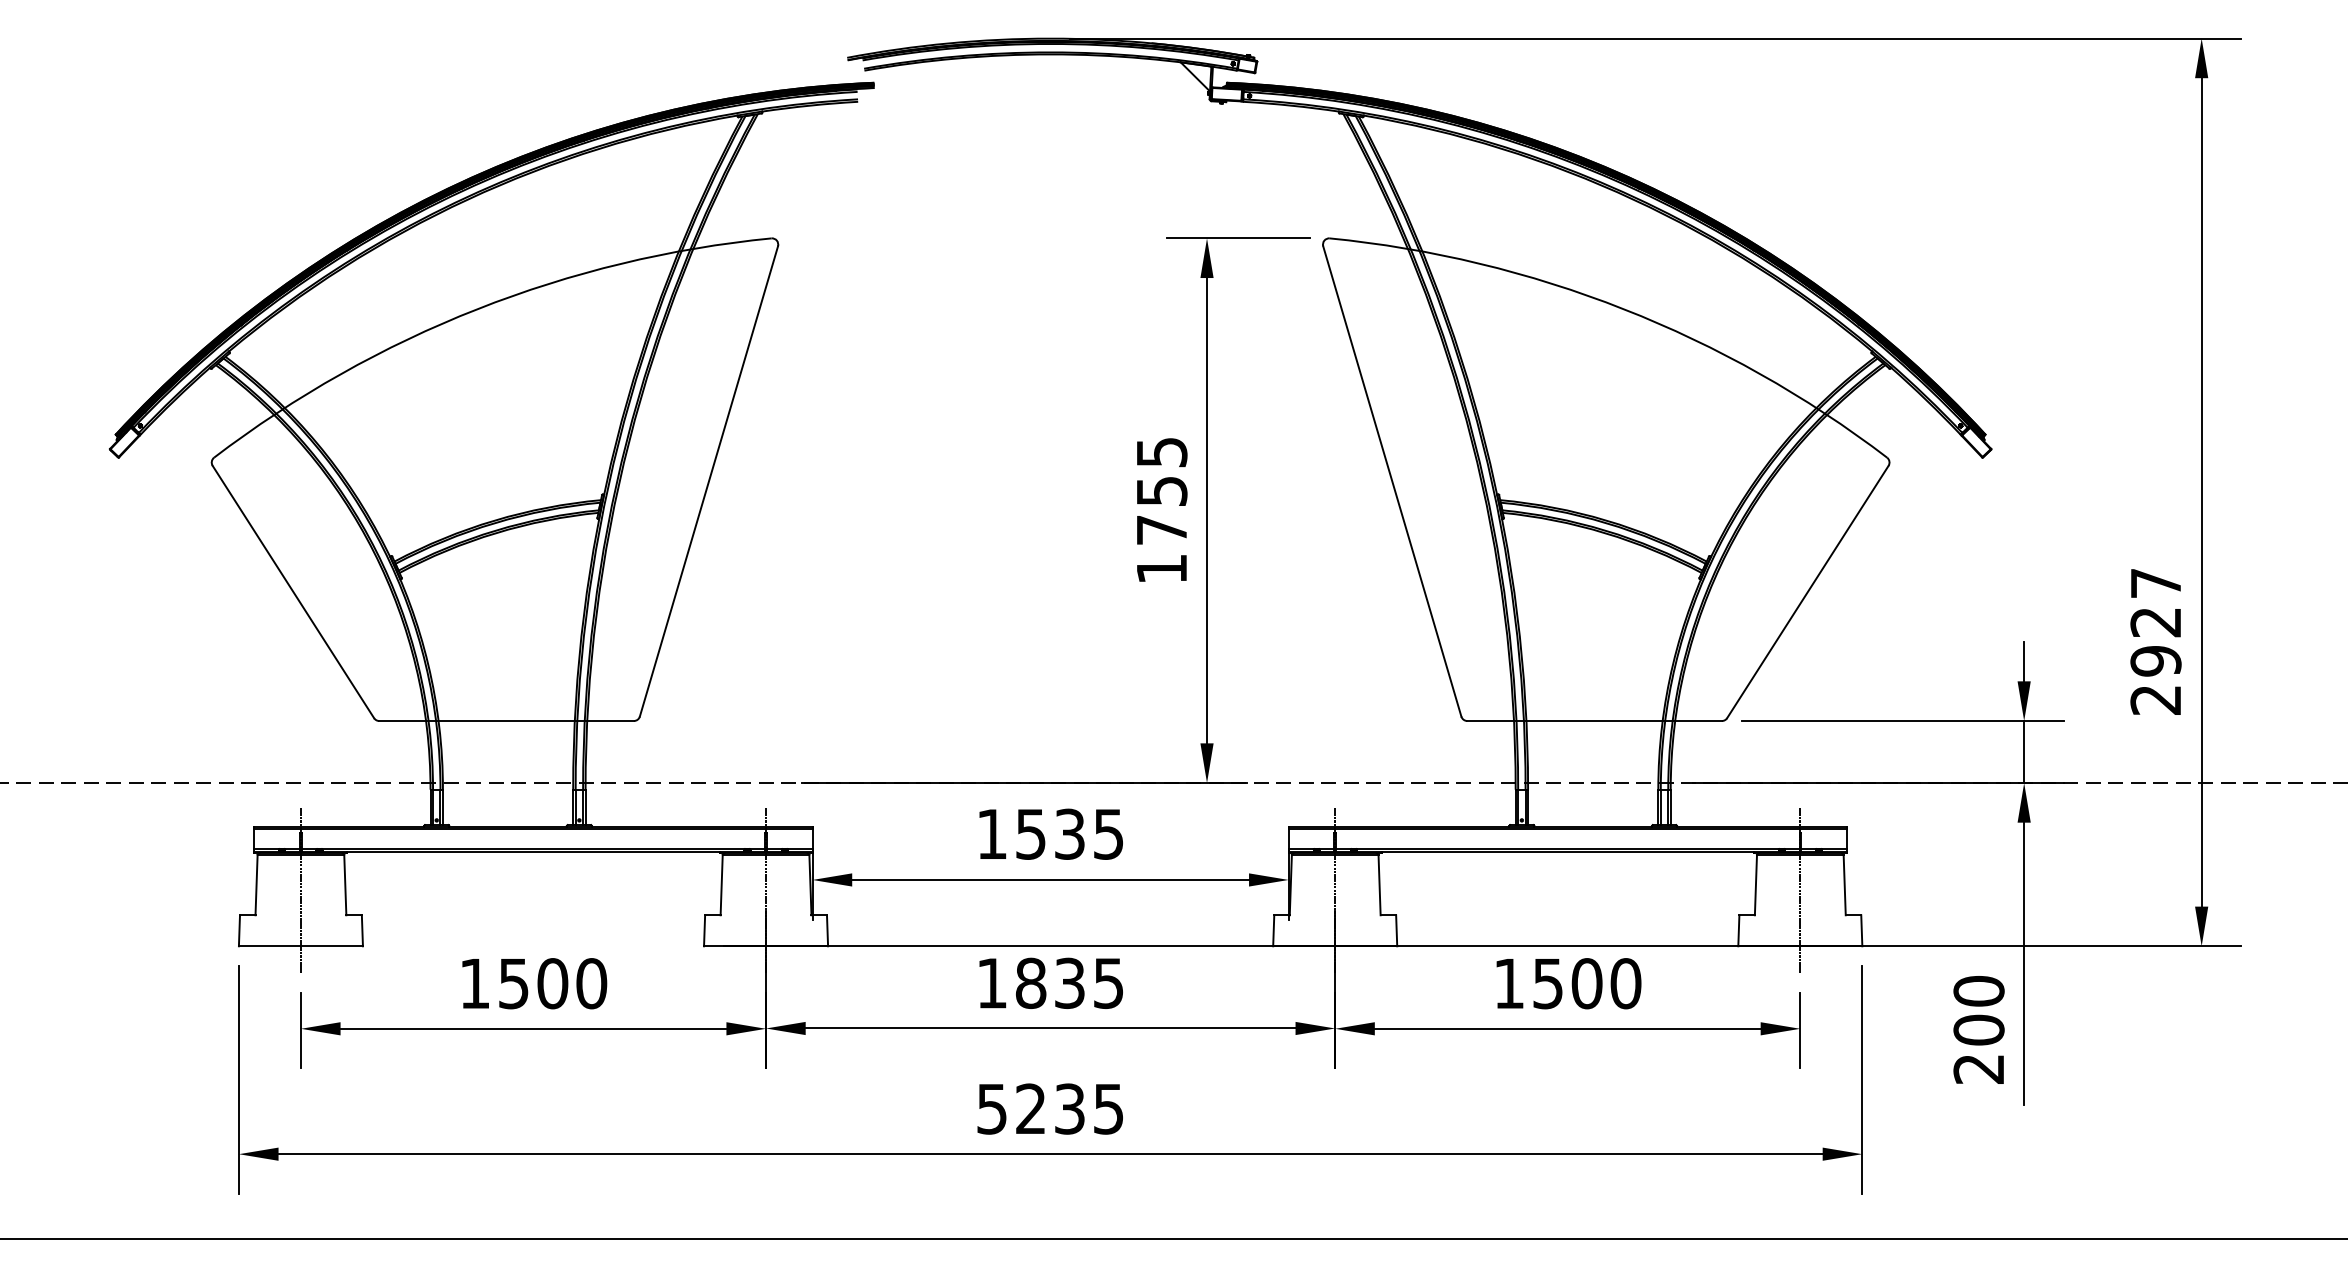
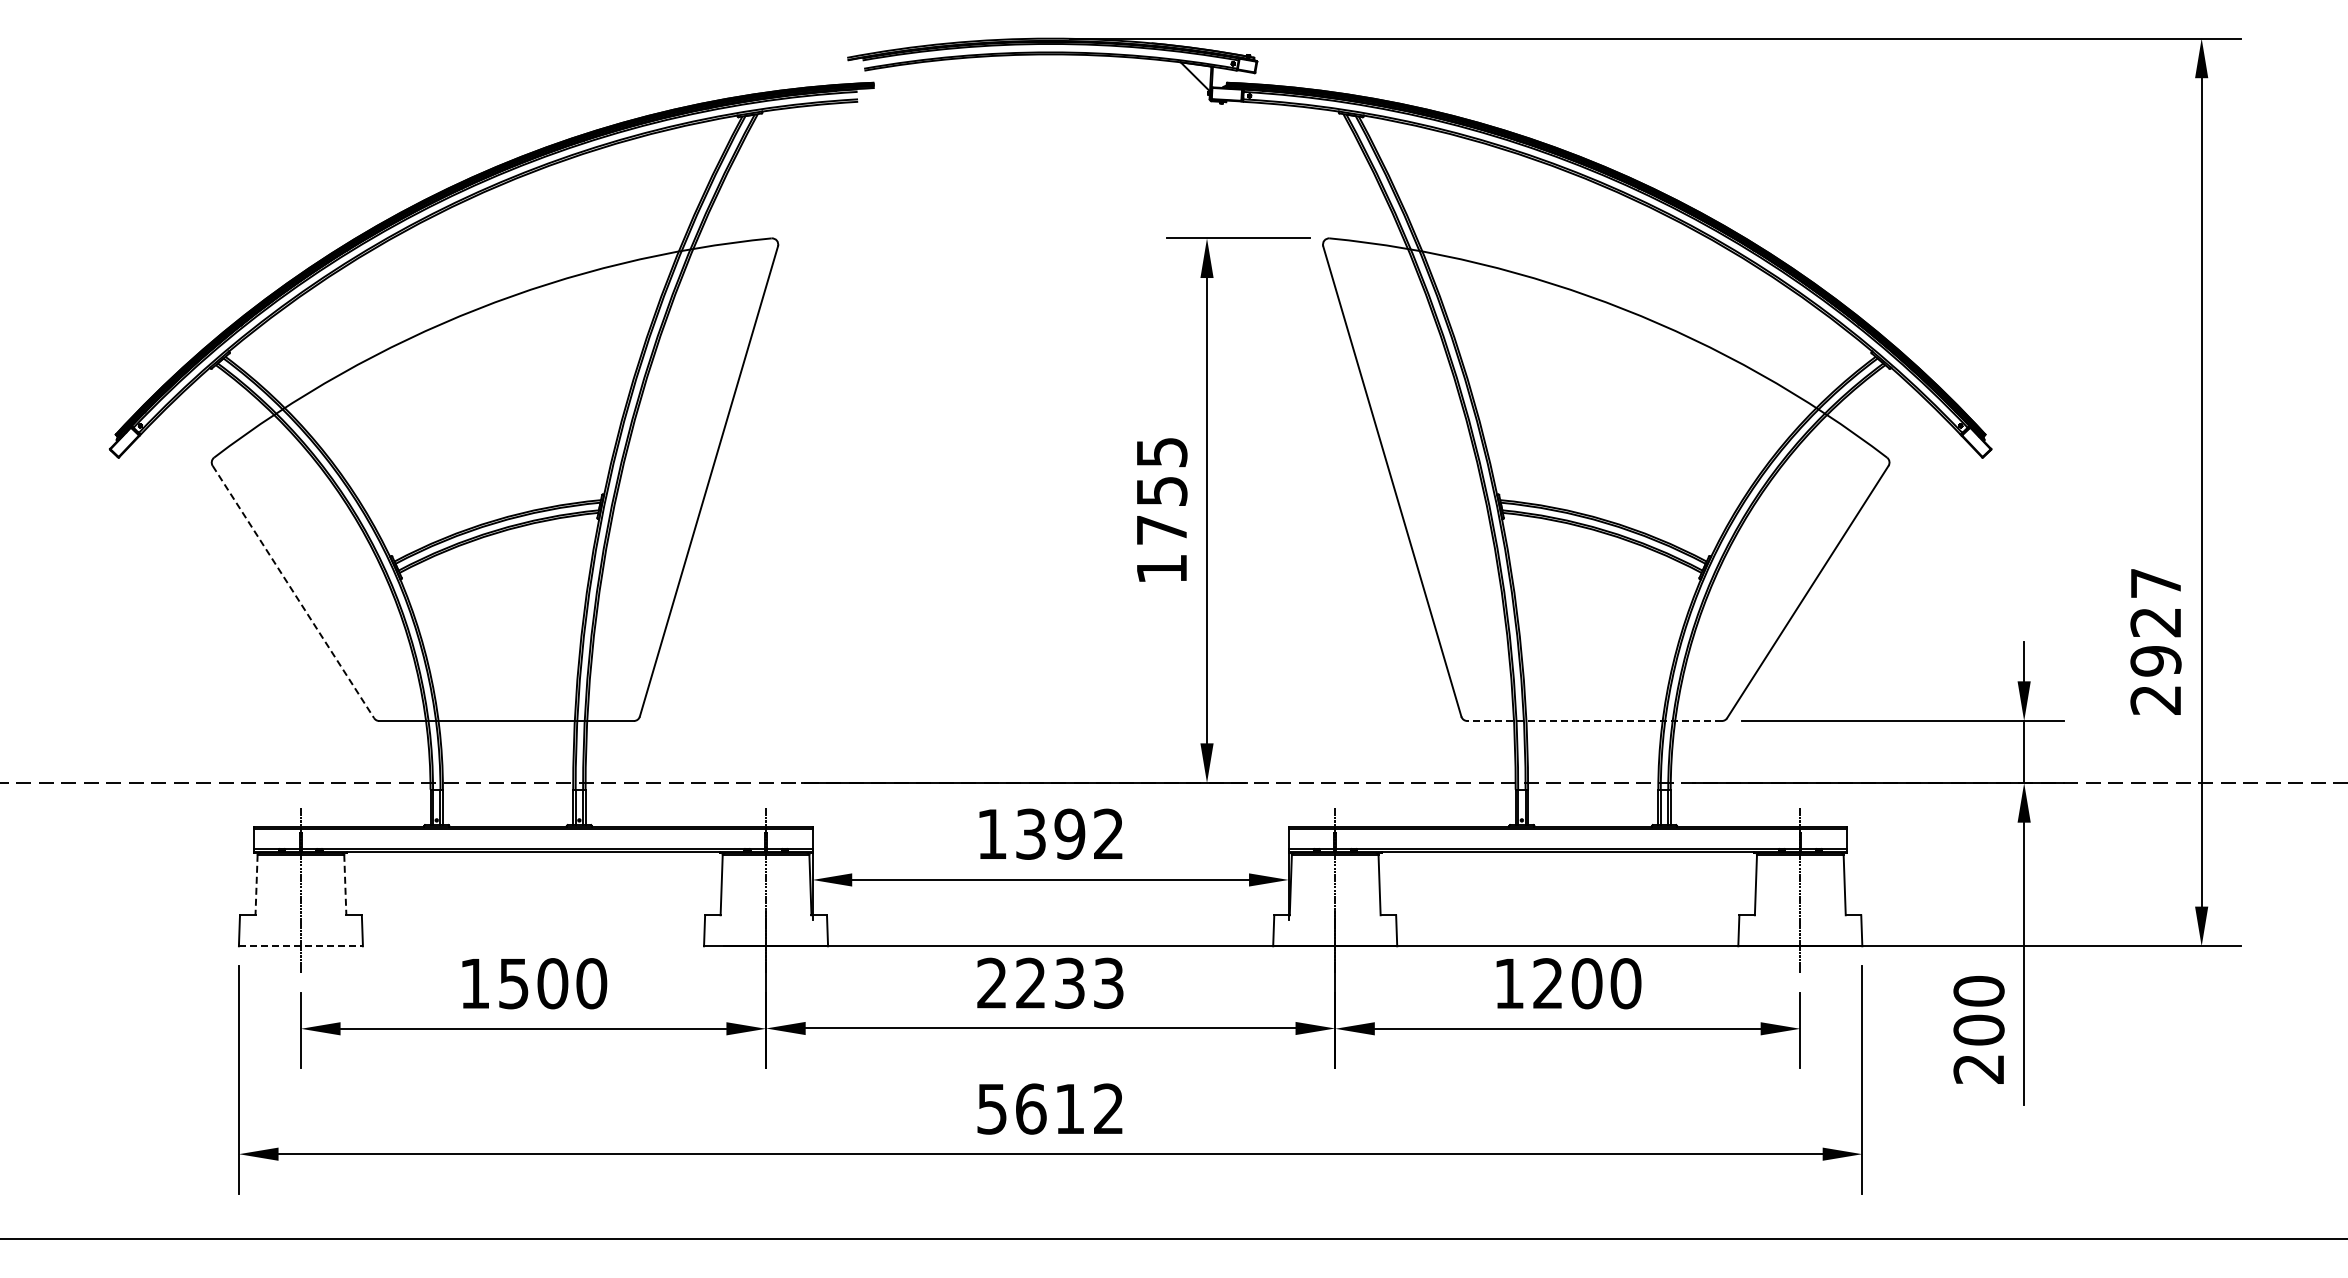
line: solid -> dashed (293, 592)
line: solid -> dashed (1594, 721)
text: 1535 -> 1392 (1069, 833)
line: solid -> dashed (256, 885)
line: solid -> dashed (345, 885)
line: solid -> dashed (301, 946)
text: 1835 -> 2233 (1050, 983)
text: 1500 -> 1200 (1547, 983)
text: 5235 -> 5612 (1069, 1108)
